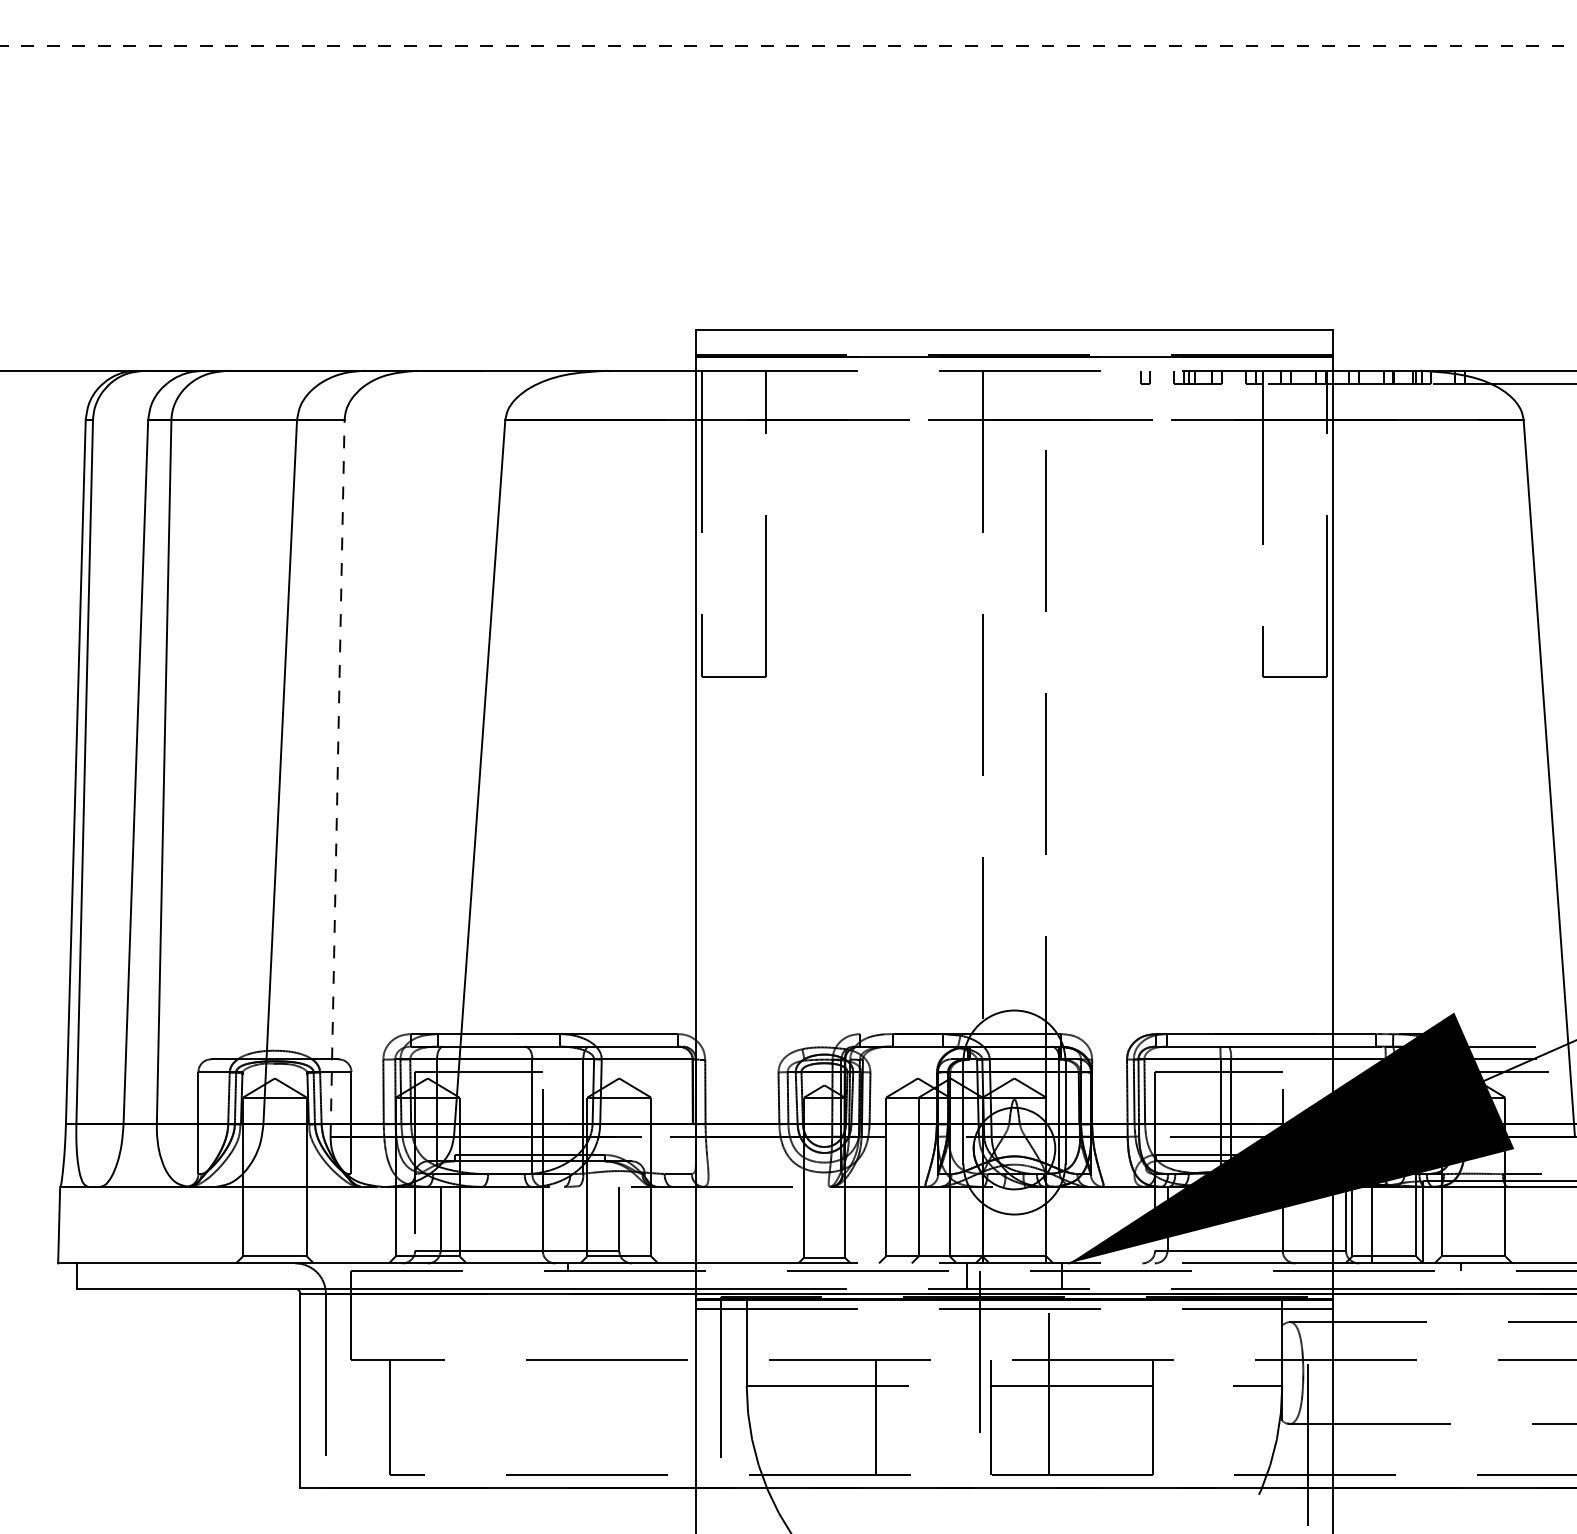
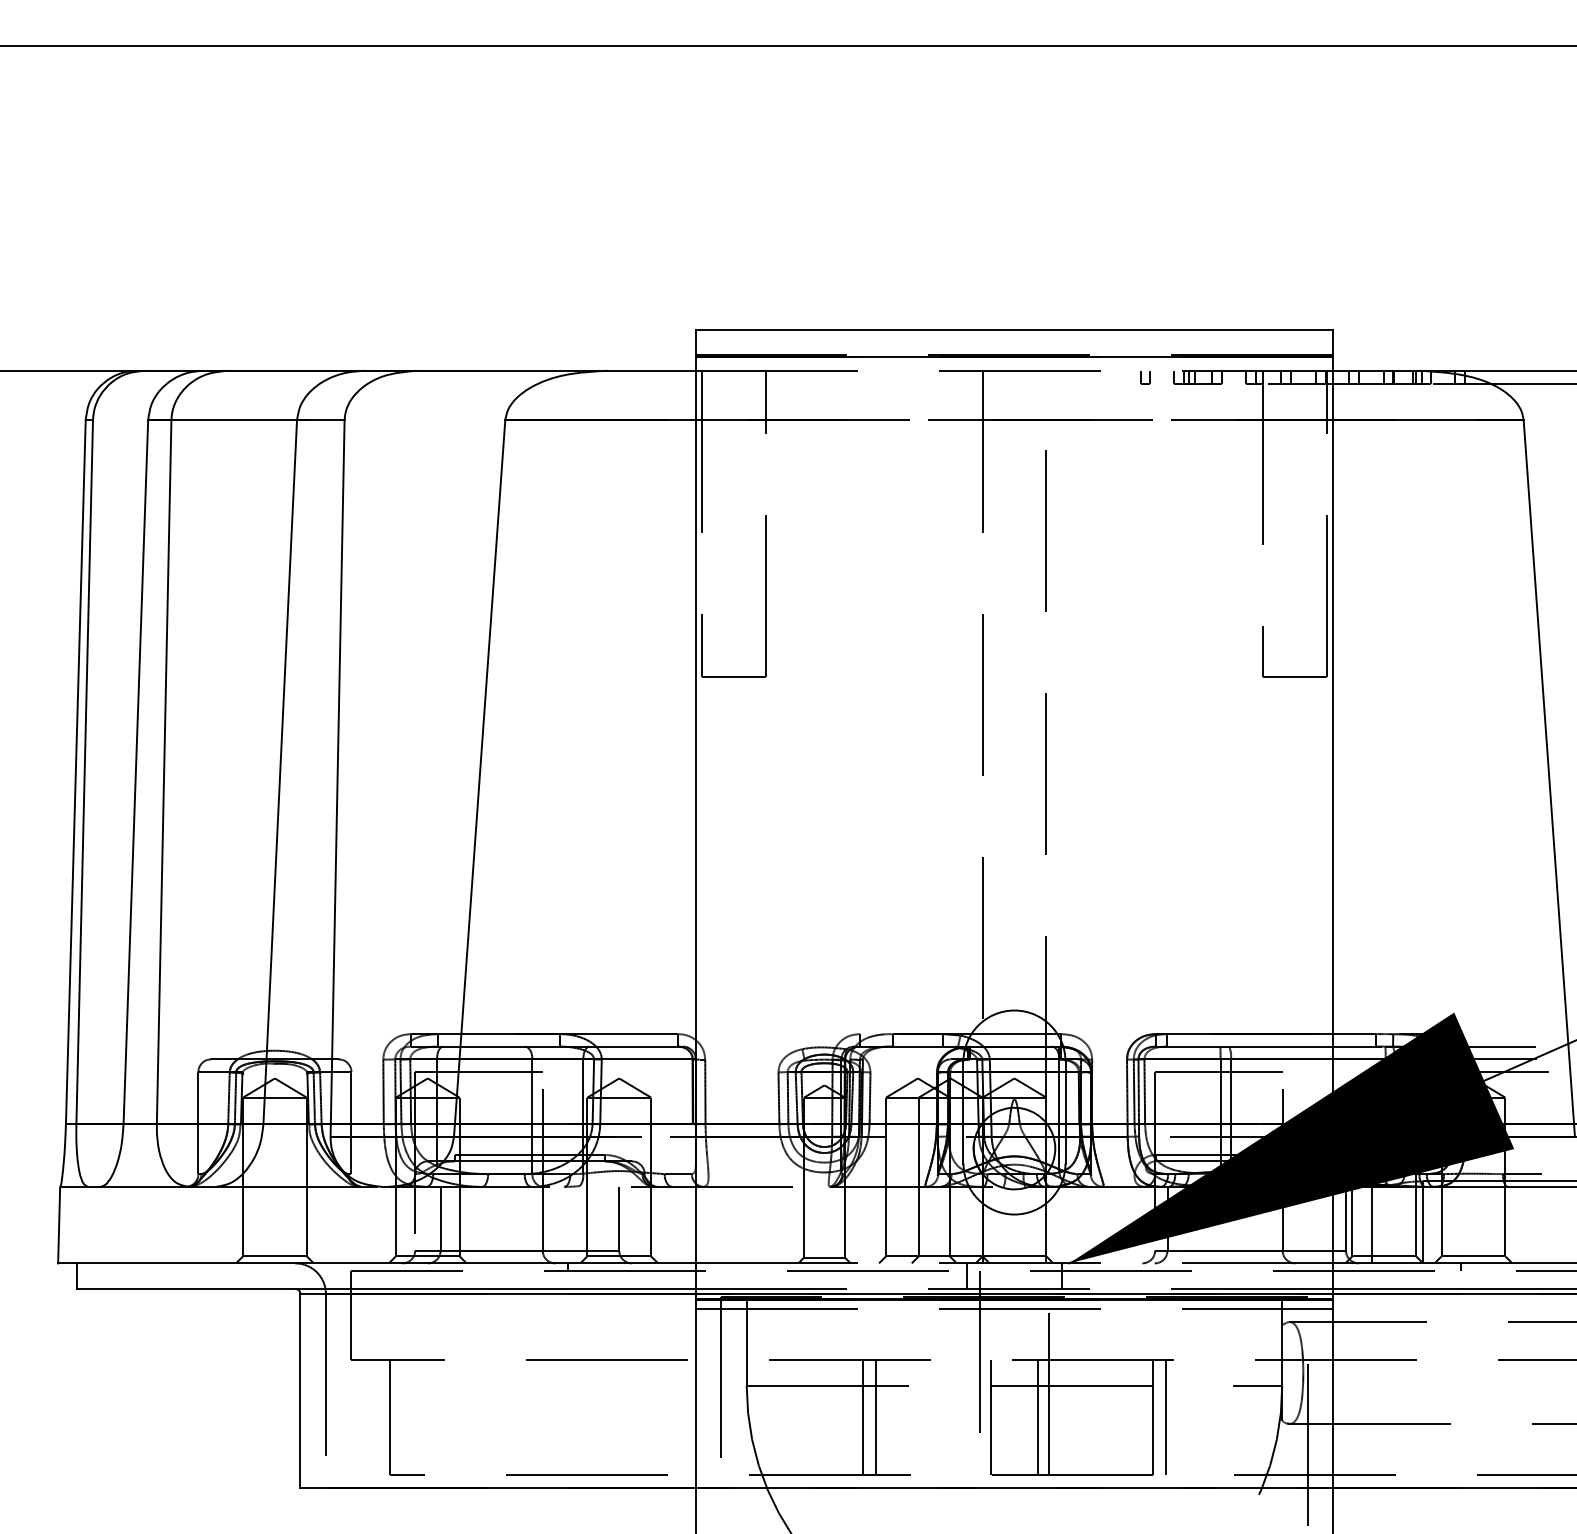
line: dashed -> solid (788, 46)
line: dashed -> solid (337, 778)
line: none -> present (863, 1417)
line: none -> present (1038, 1417)
line: none -> present (1165, 1417)
